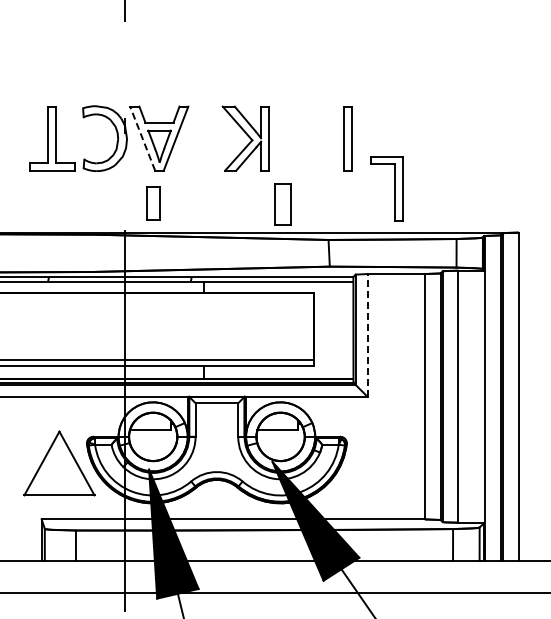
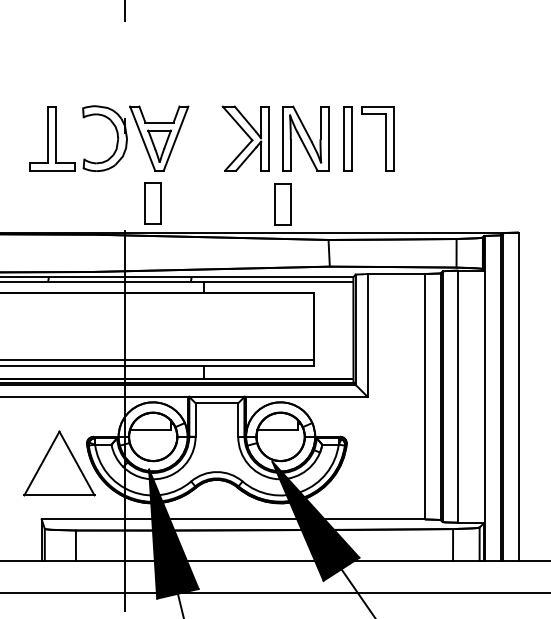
line: dashed -> solid (142, 138)
part: none -> present (305, 138)
part position: (394, 188) -> (385, 138) (385, 138)
part size: 15x35 px -> 18x43 px (152, 203)
line: dashed -> solid (367, 334)
